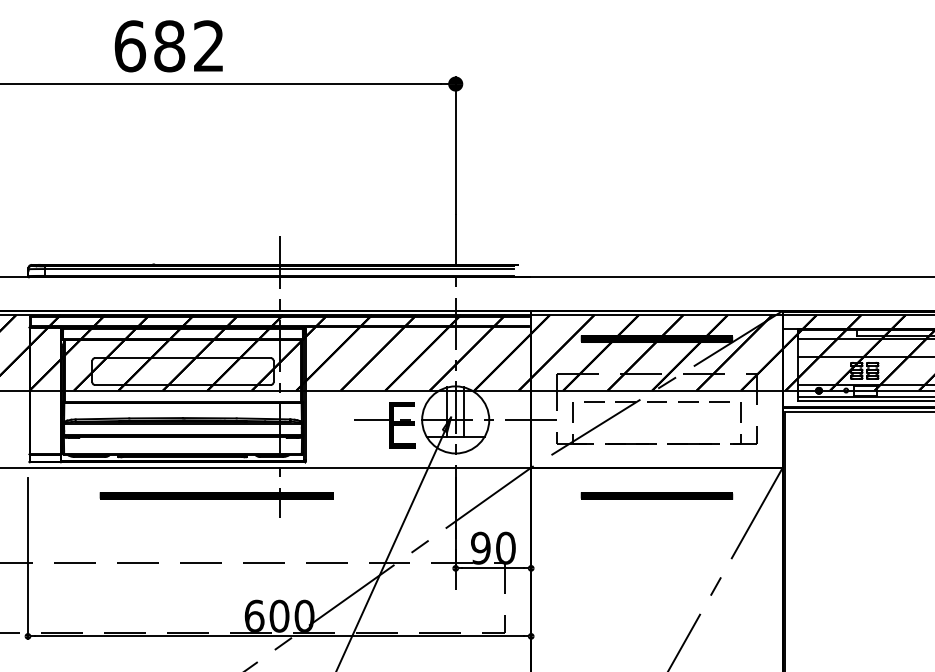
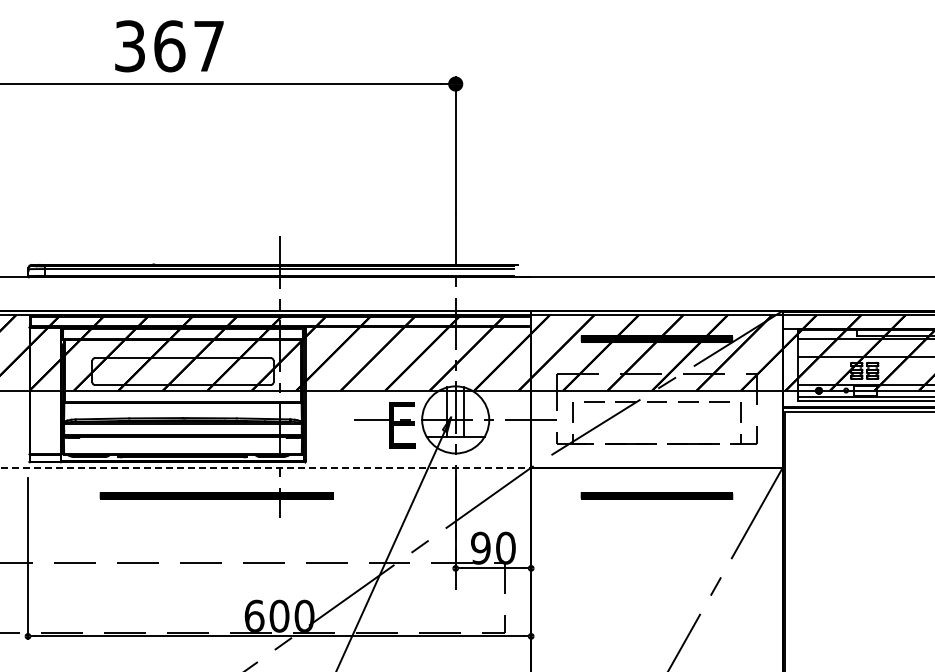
text: 682 -> 367 (168, 46)
line: solid -> dashed (266, 467)
